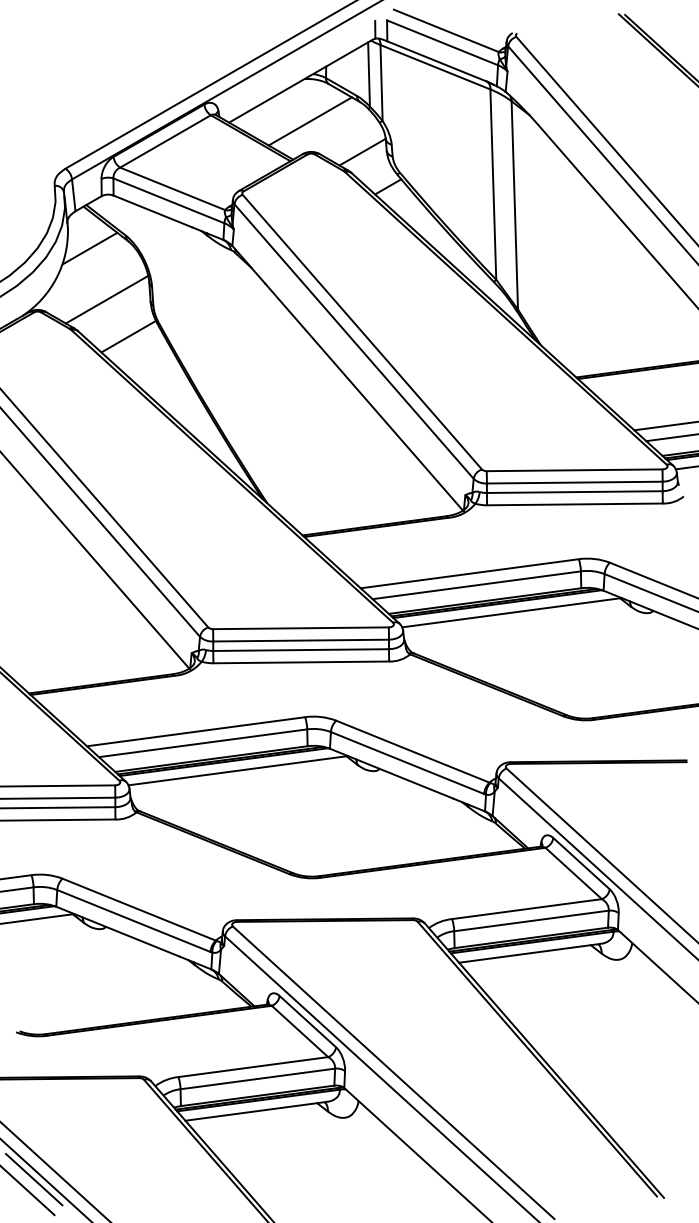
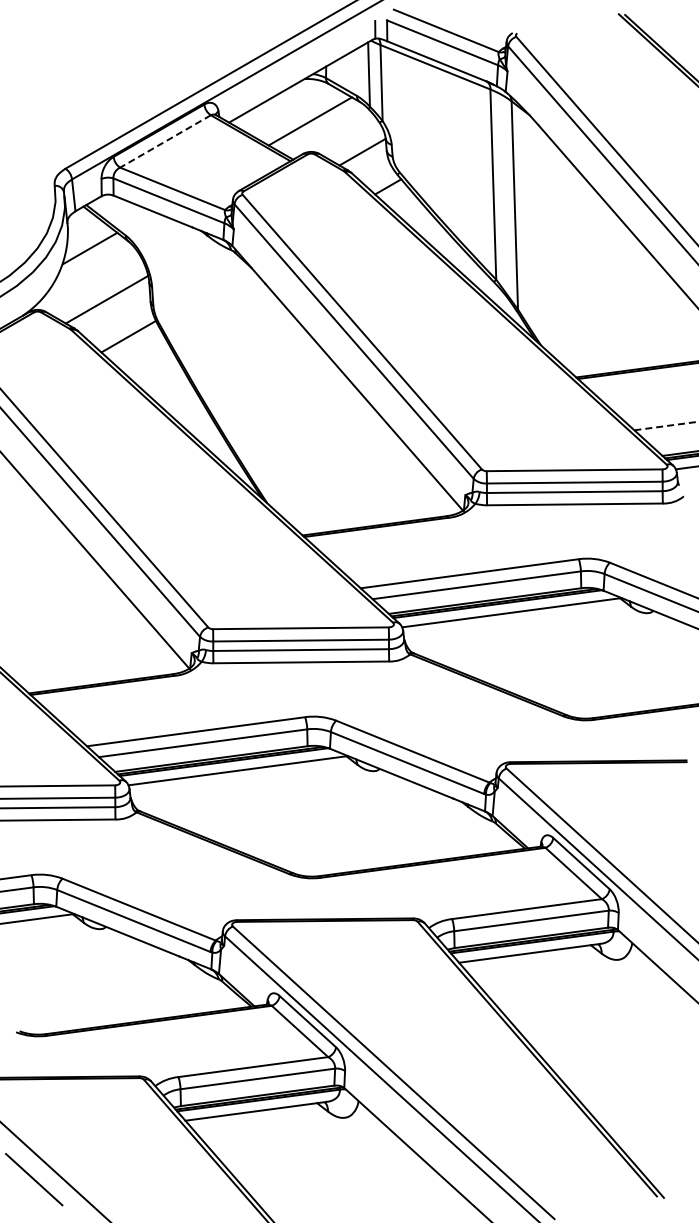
line: solid -> dashed (165, 141)
line: solid -> dashed (666, 425)
line: present -> none (670, 437)
line: present -> none (45, 1179)
line: present -> none (28, 1191)
